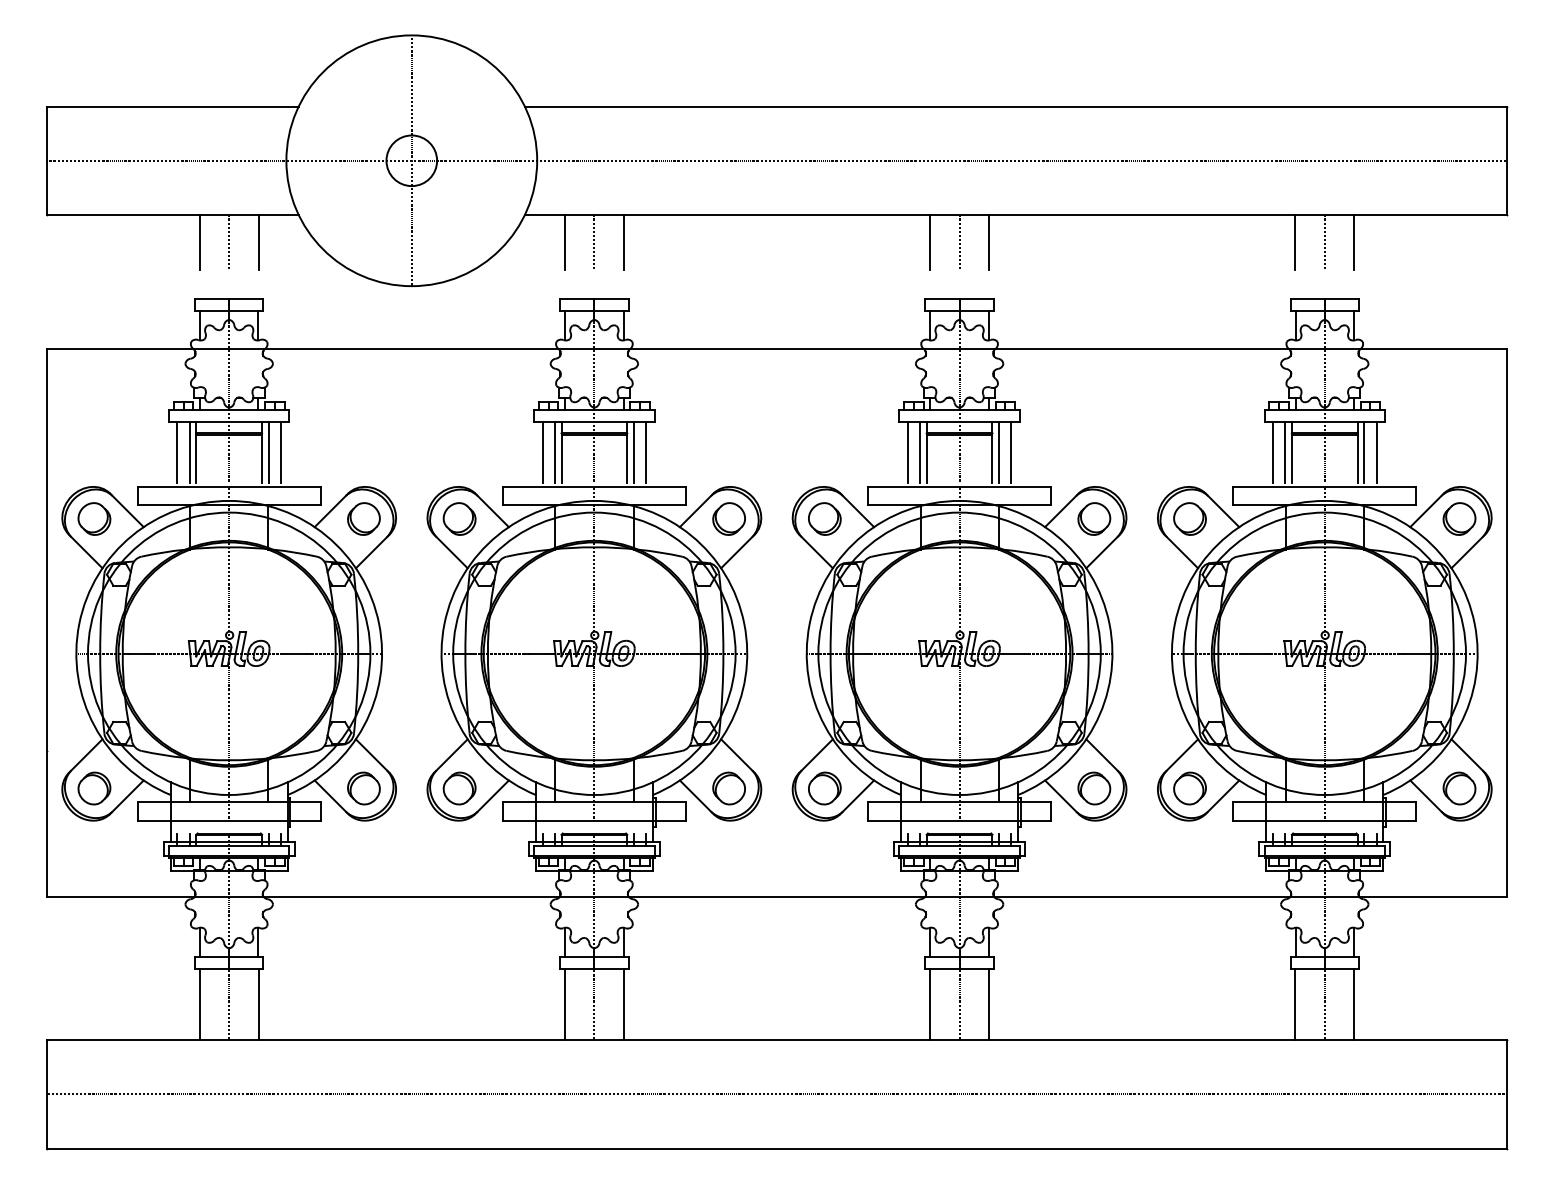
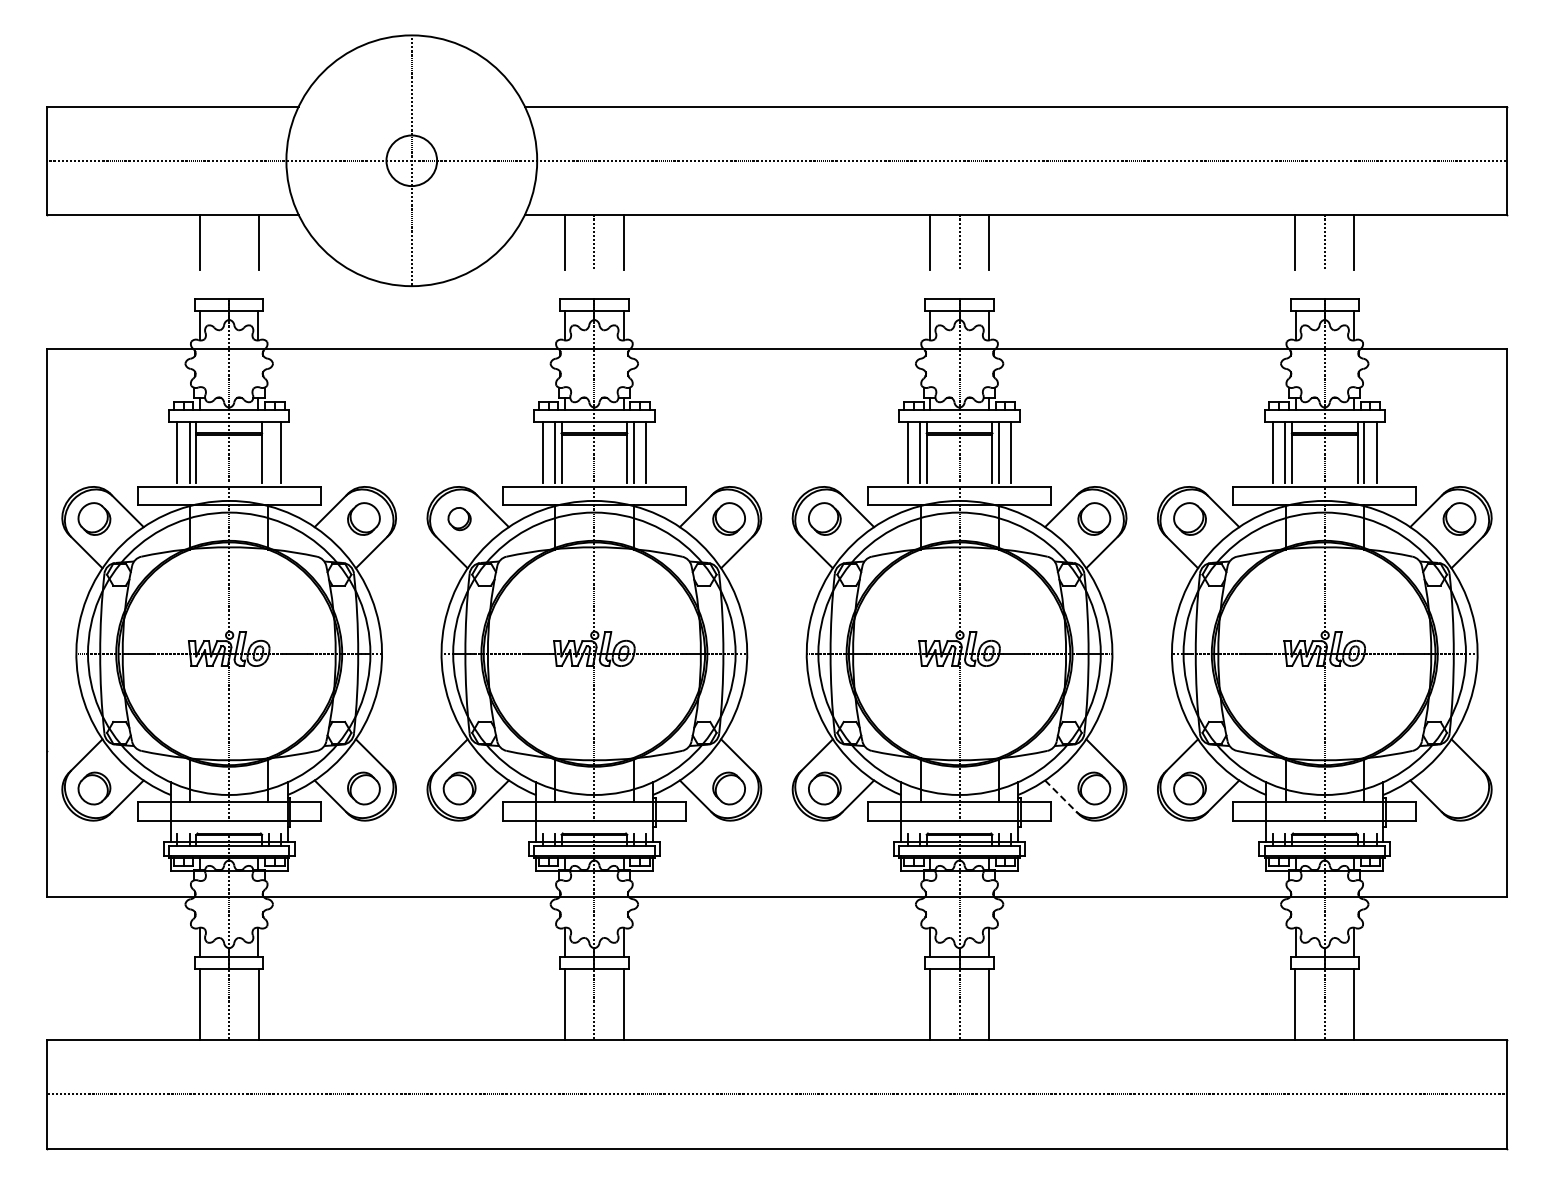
line: present -> none (229, 242)
line: present -> none (268, 452)
part size: 35x34 px -> 25x25 px (459, 519)
part: present -> none (1459, 788)
line: solid -> dashed (1061, 797)
